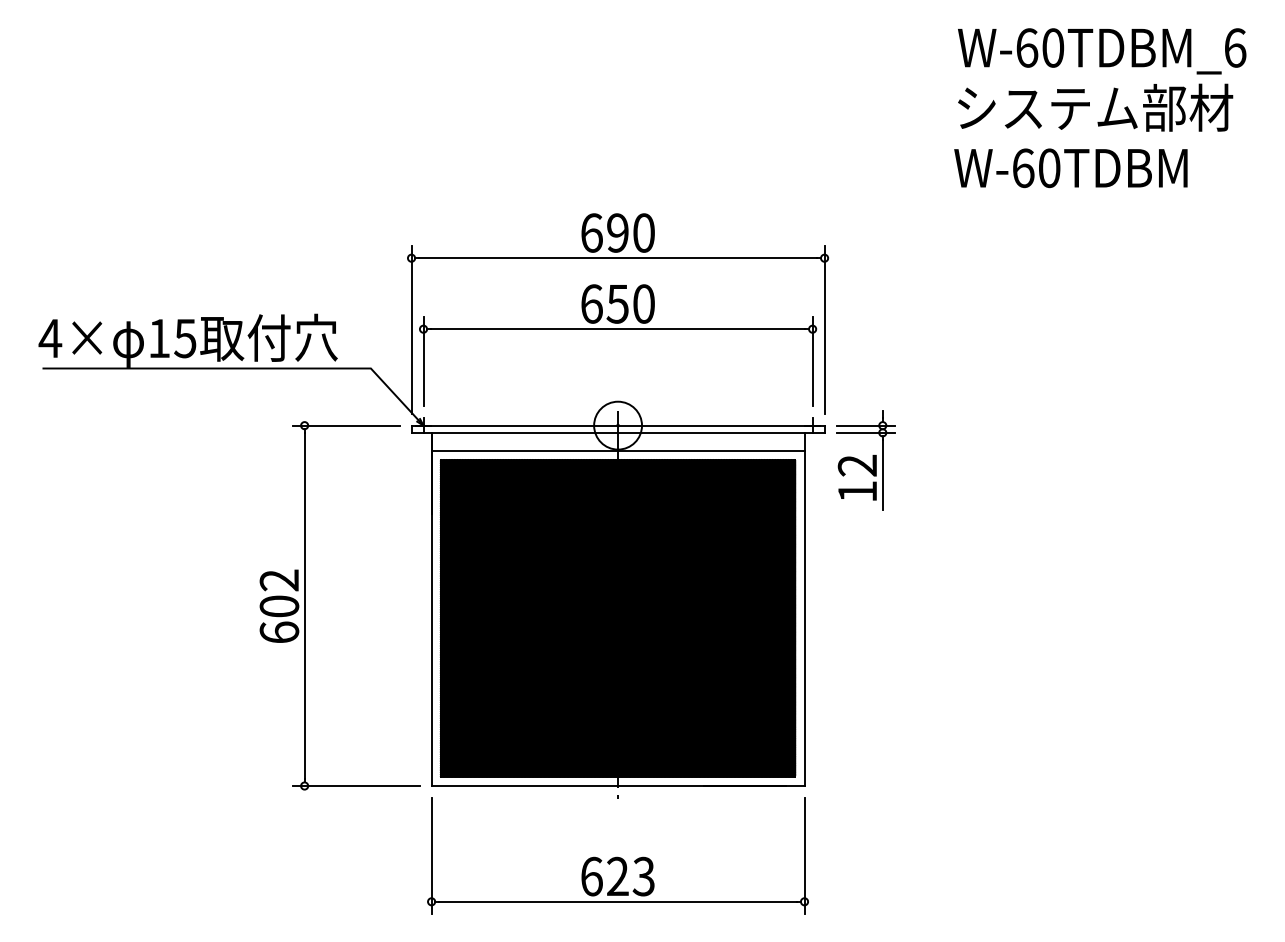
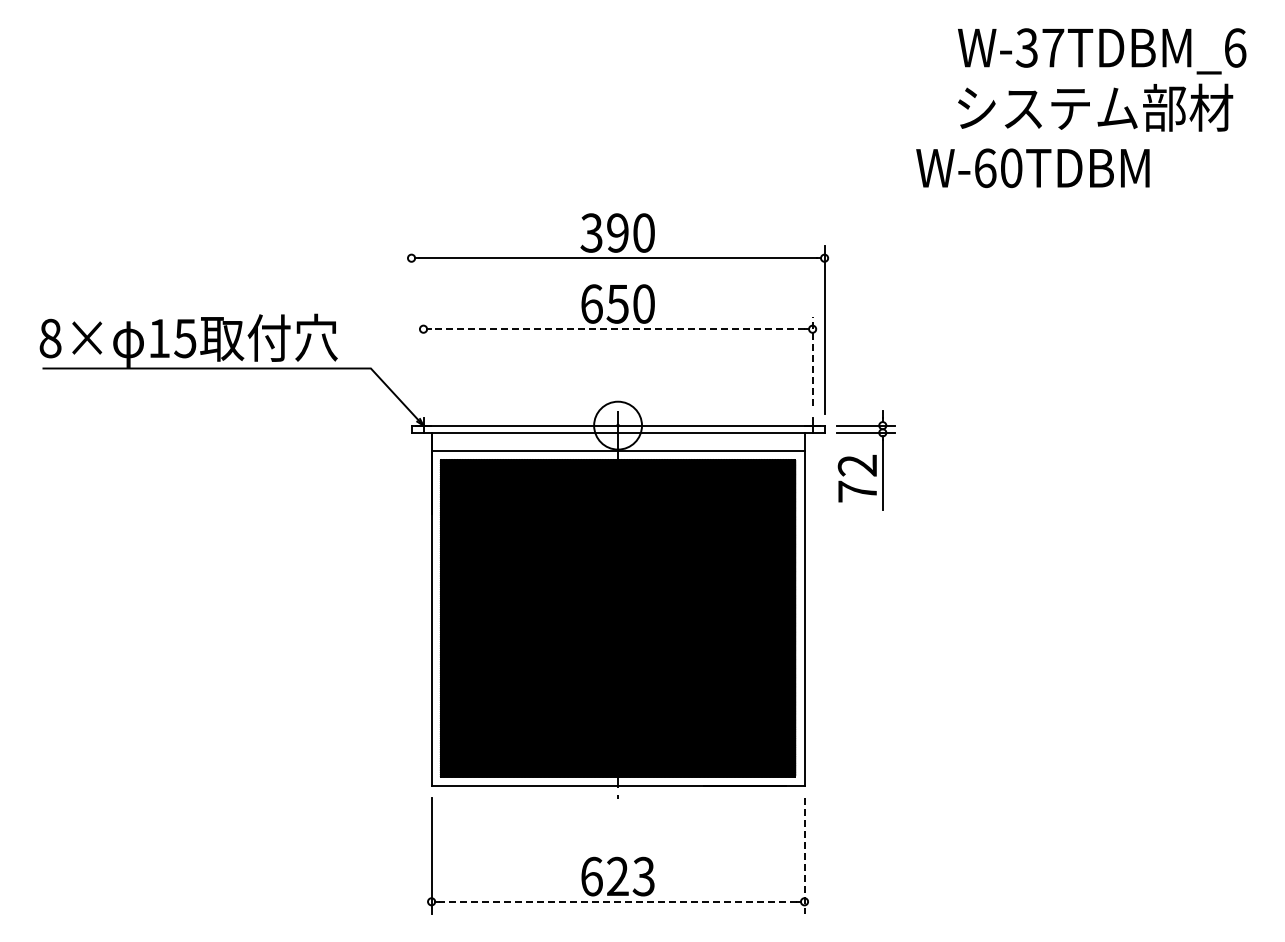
text: W-60TDBM_6 -> W-37TDBM_6 (1039, 47)
text position: (1070, 168) -> (1032, 168) (1032, 168)
text: 690 -> 390 (591, 232)
line: present -> none (411, 329)
line: solid -> dashed (617, 329)
text: 4× -> 8× (50, 338)
line: present -> none (423, 361)
line: solid -> dashed (812, 361)
text: 12 -> 72 (857, 491)
part: present -> none (305, 605)
line: solid -> dashed (804, 855)
line: solid -> dashed (617, 901)
